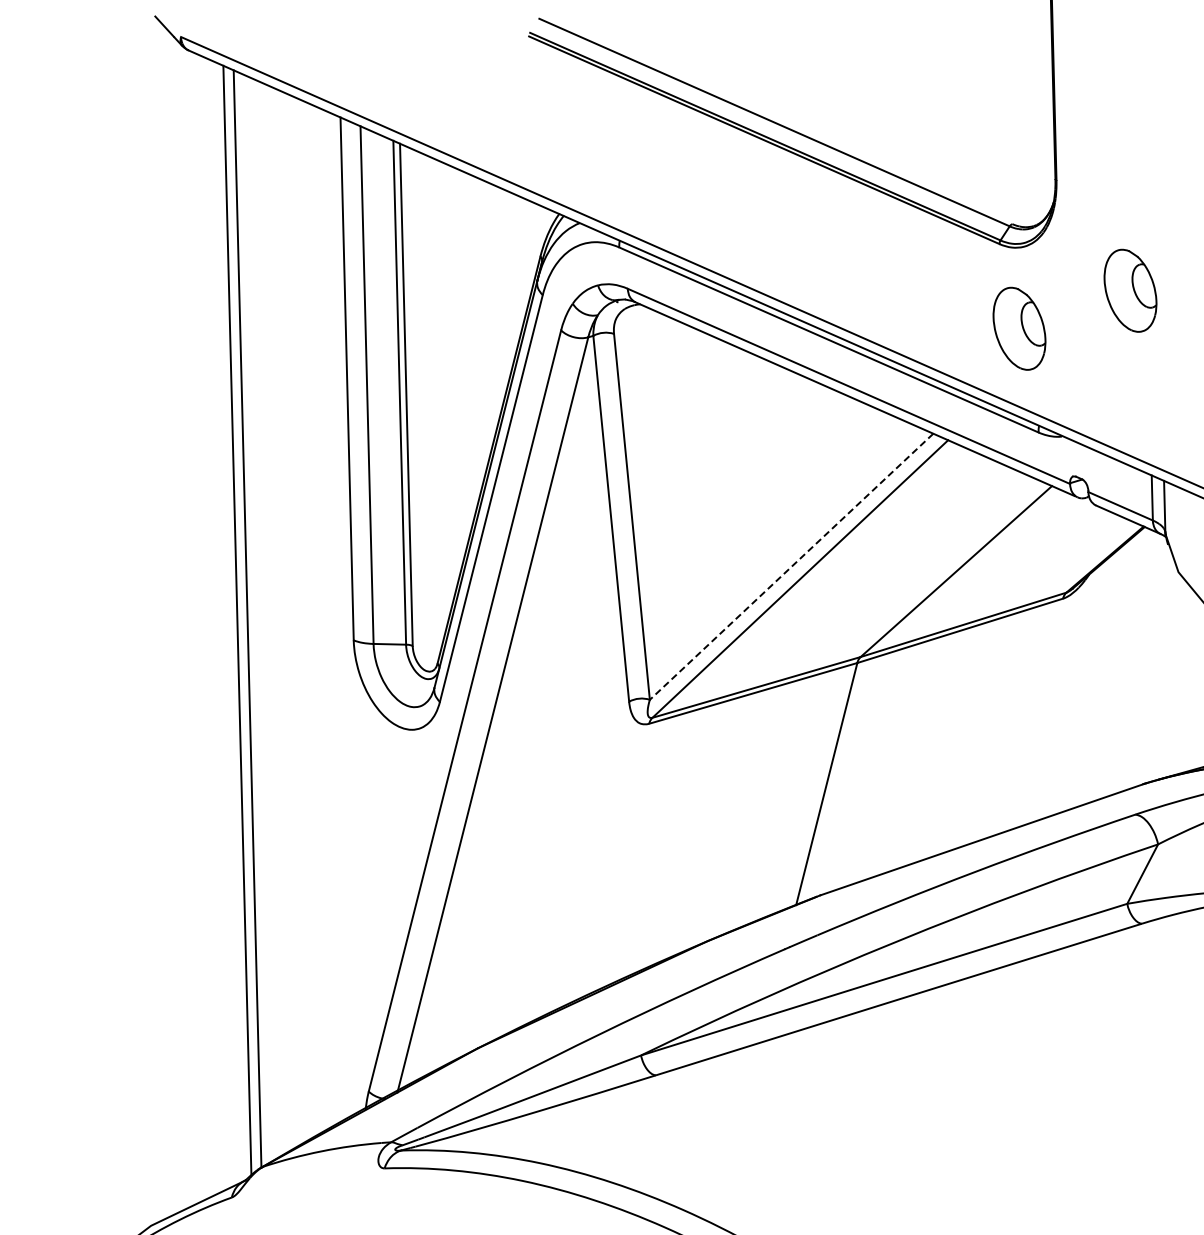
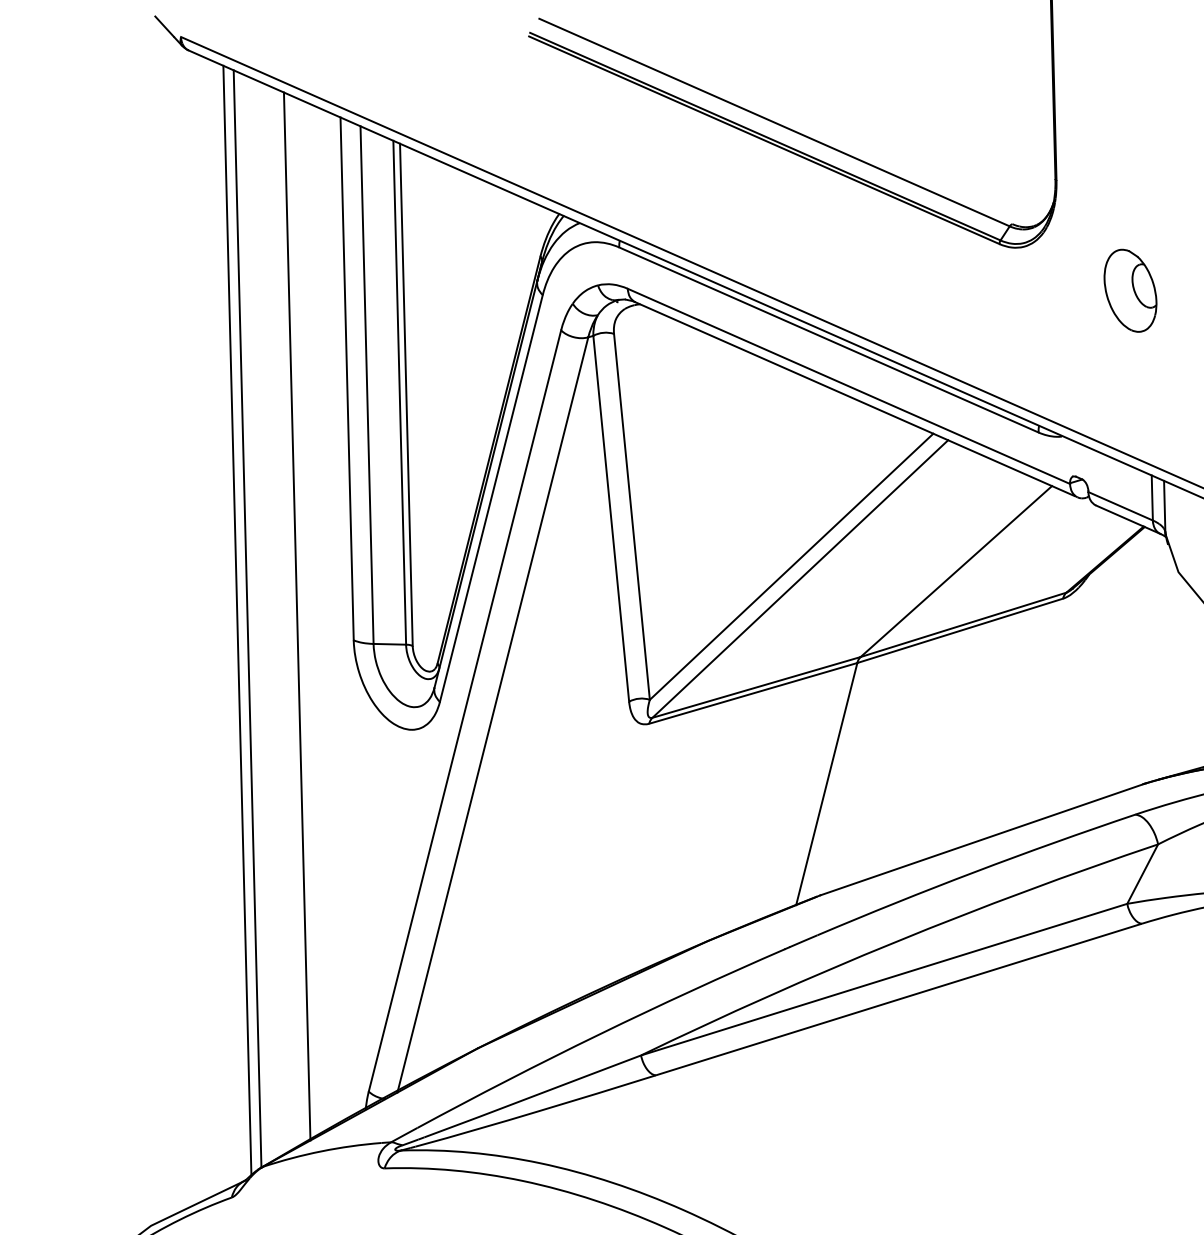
part: present -> none (1019, 328)
line: dashed -> solid (791, 567)
line: none -> present (296, 616)
